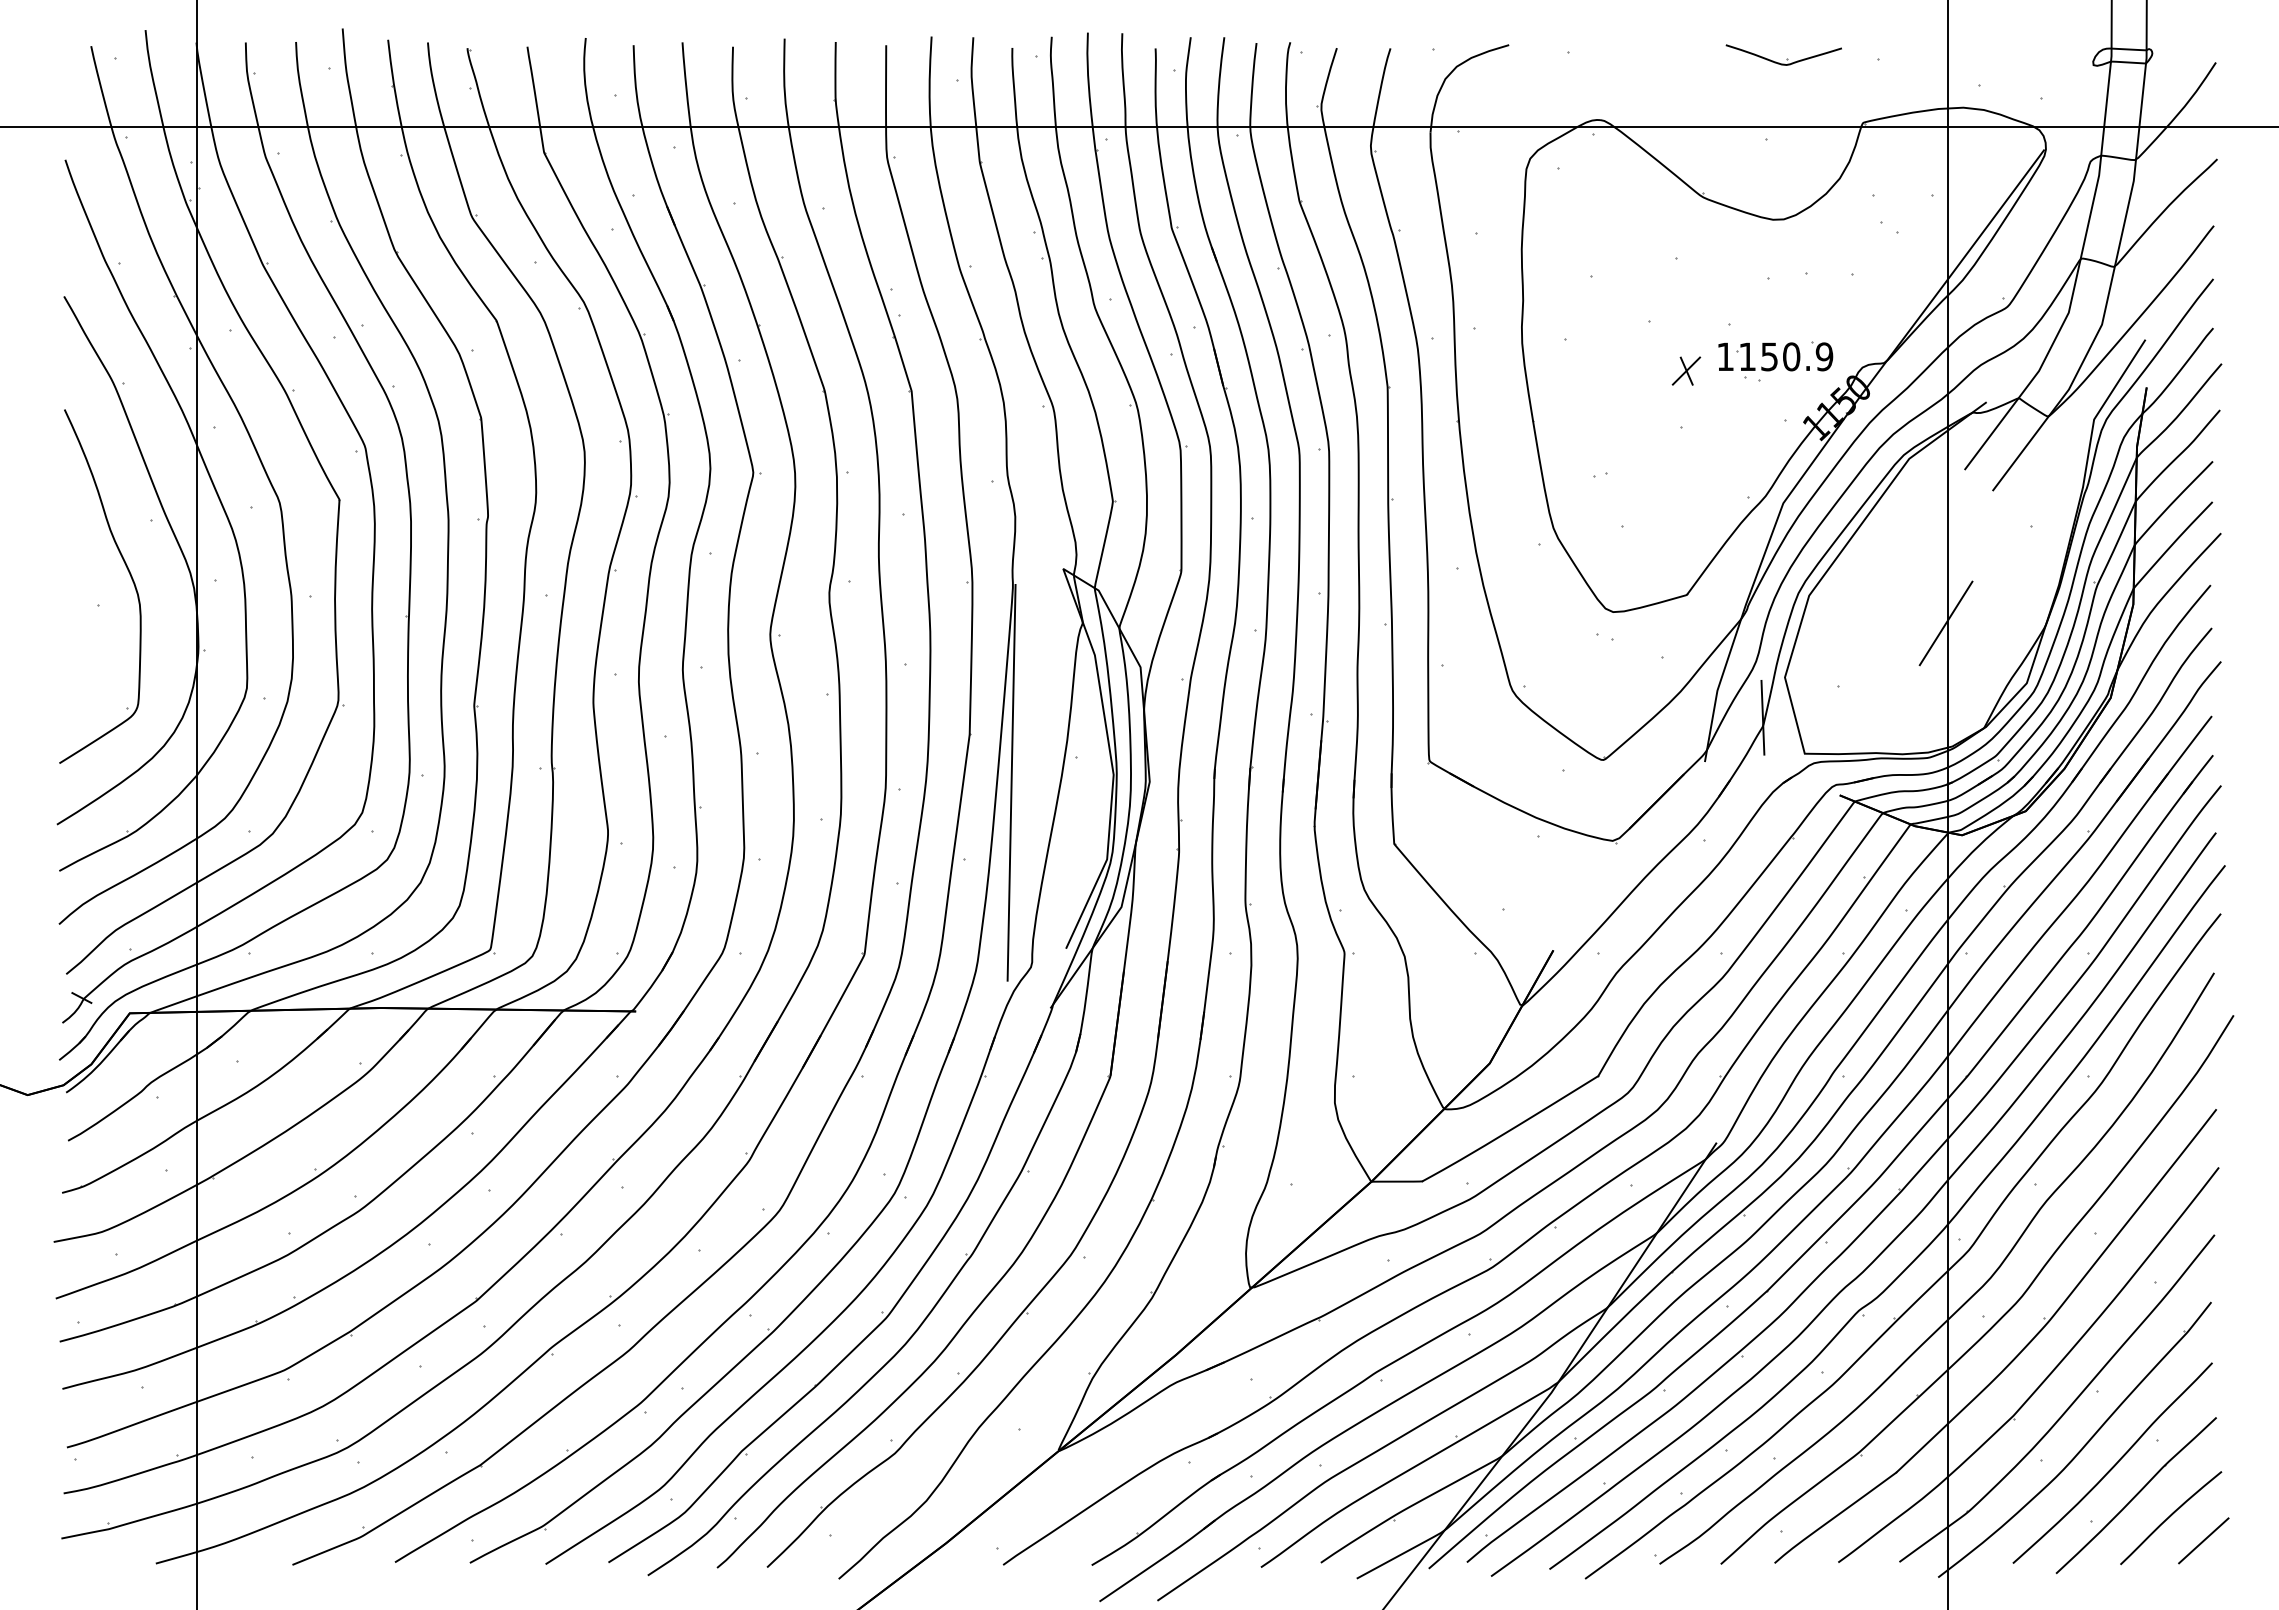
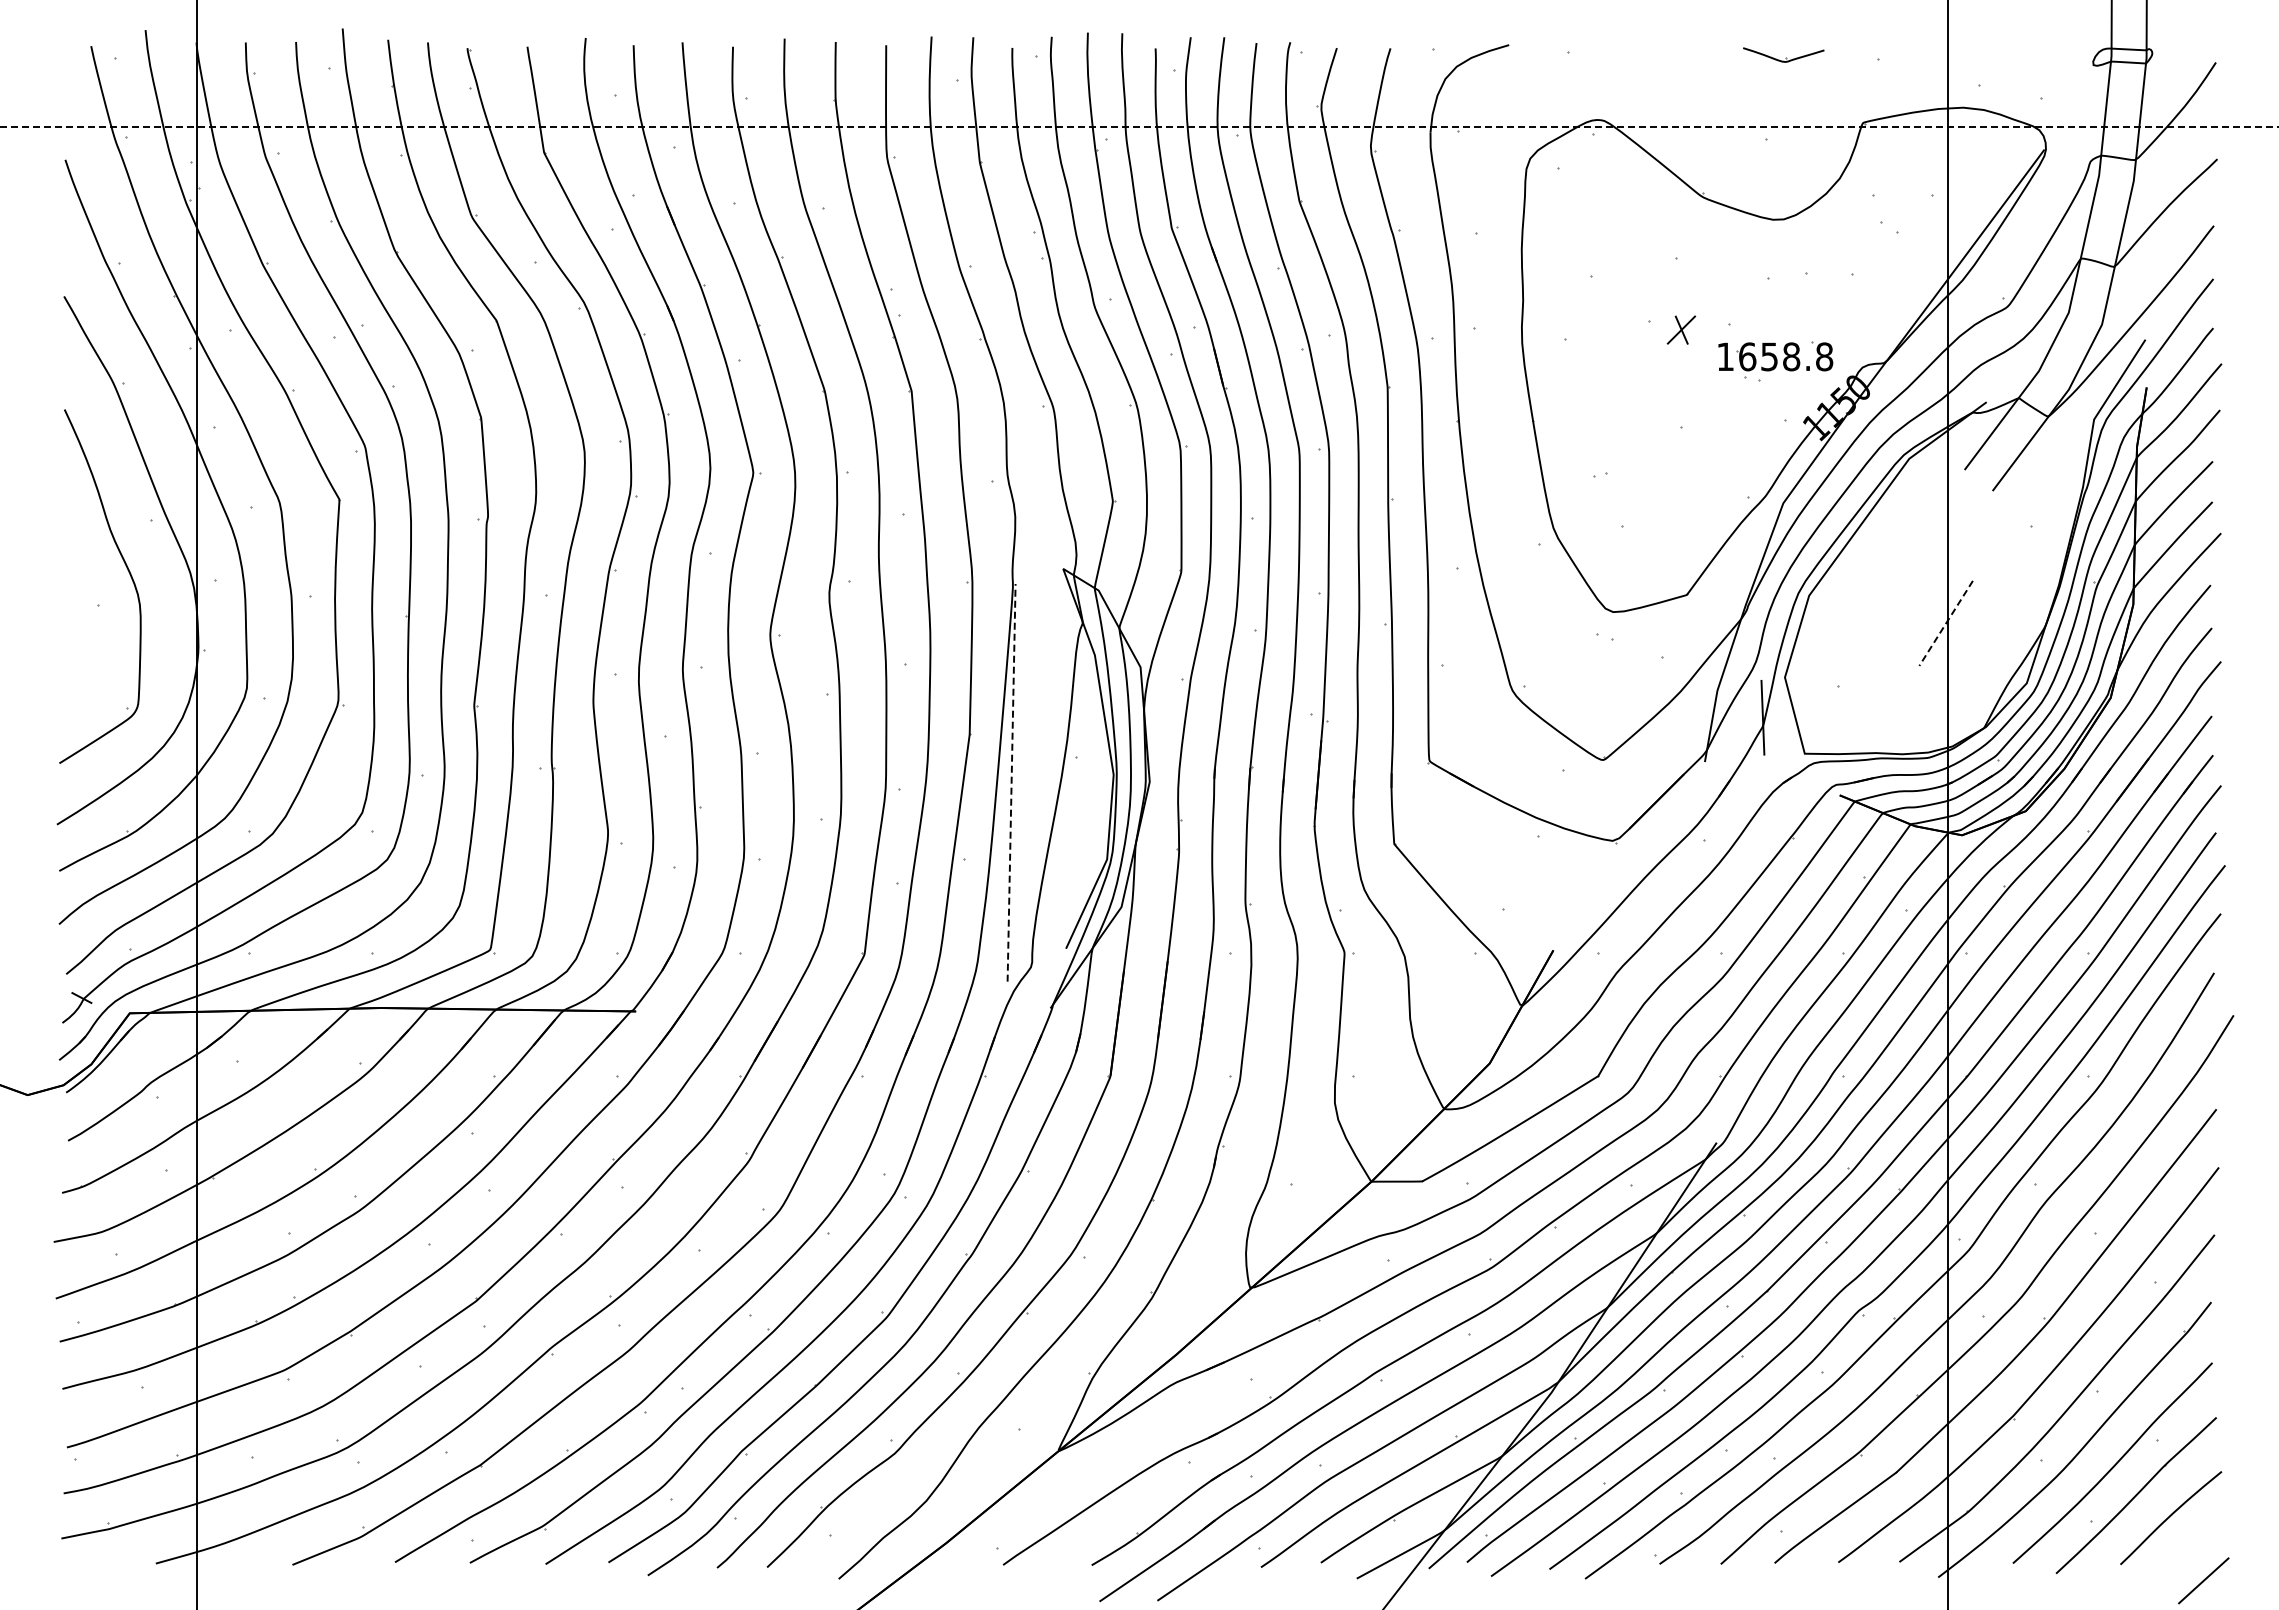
part size: 117x22 px -> 82x16 px (1783, 54)
line: solid -> dashed (1138, 126)
text: 1150.9 -> 1658.8 (1786, 356)
part position: (1686, 370) -> (1681, 329) (1681, 329)
line: solid -> dashed (1945, 623)
line: solid -> dashed (1011, 782)
line position: (2203, 1540) -> (2203, 1580) (2203, 1580)
